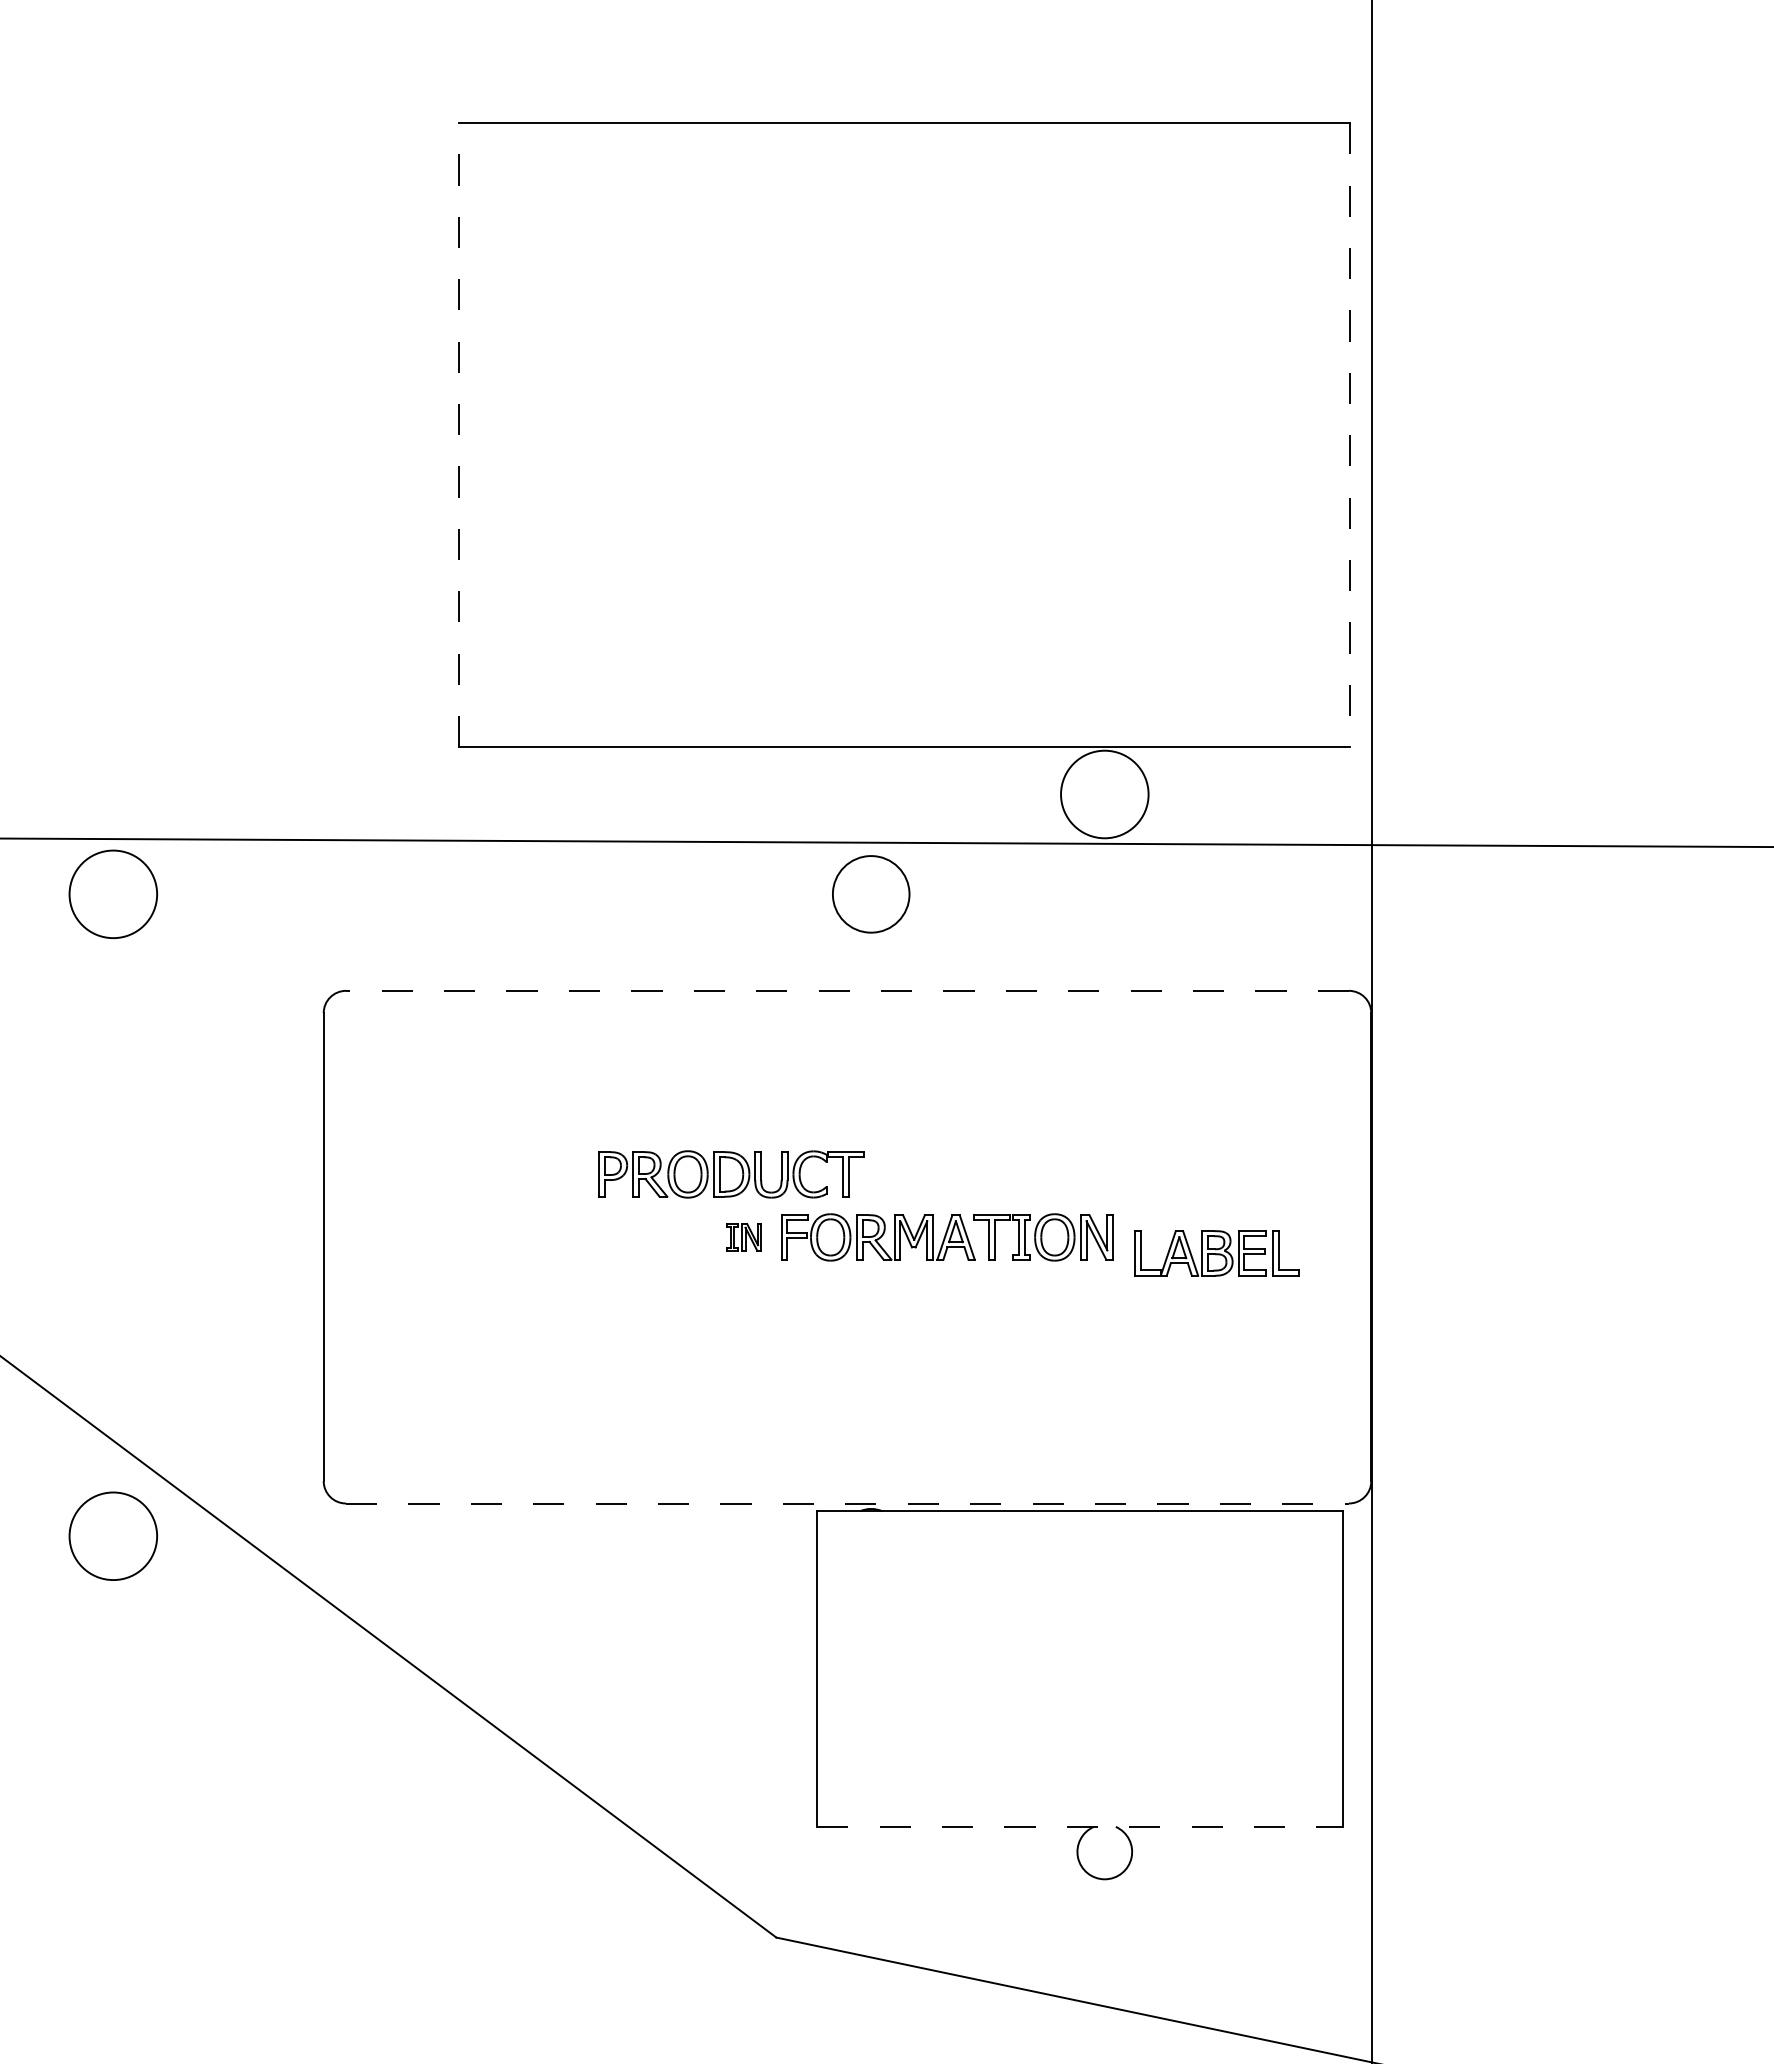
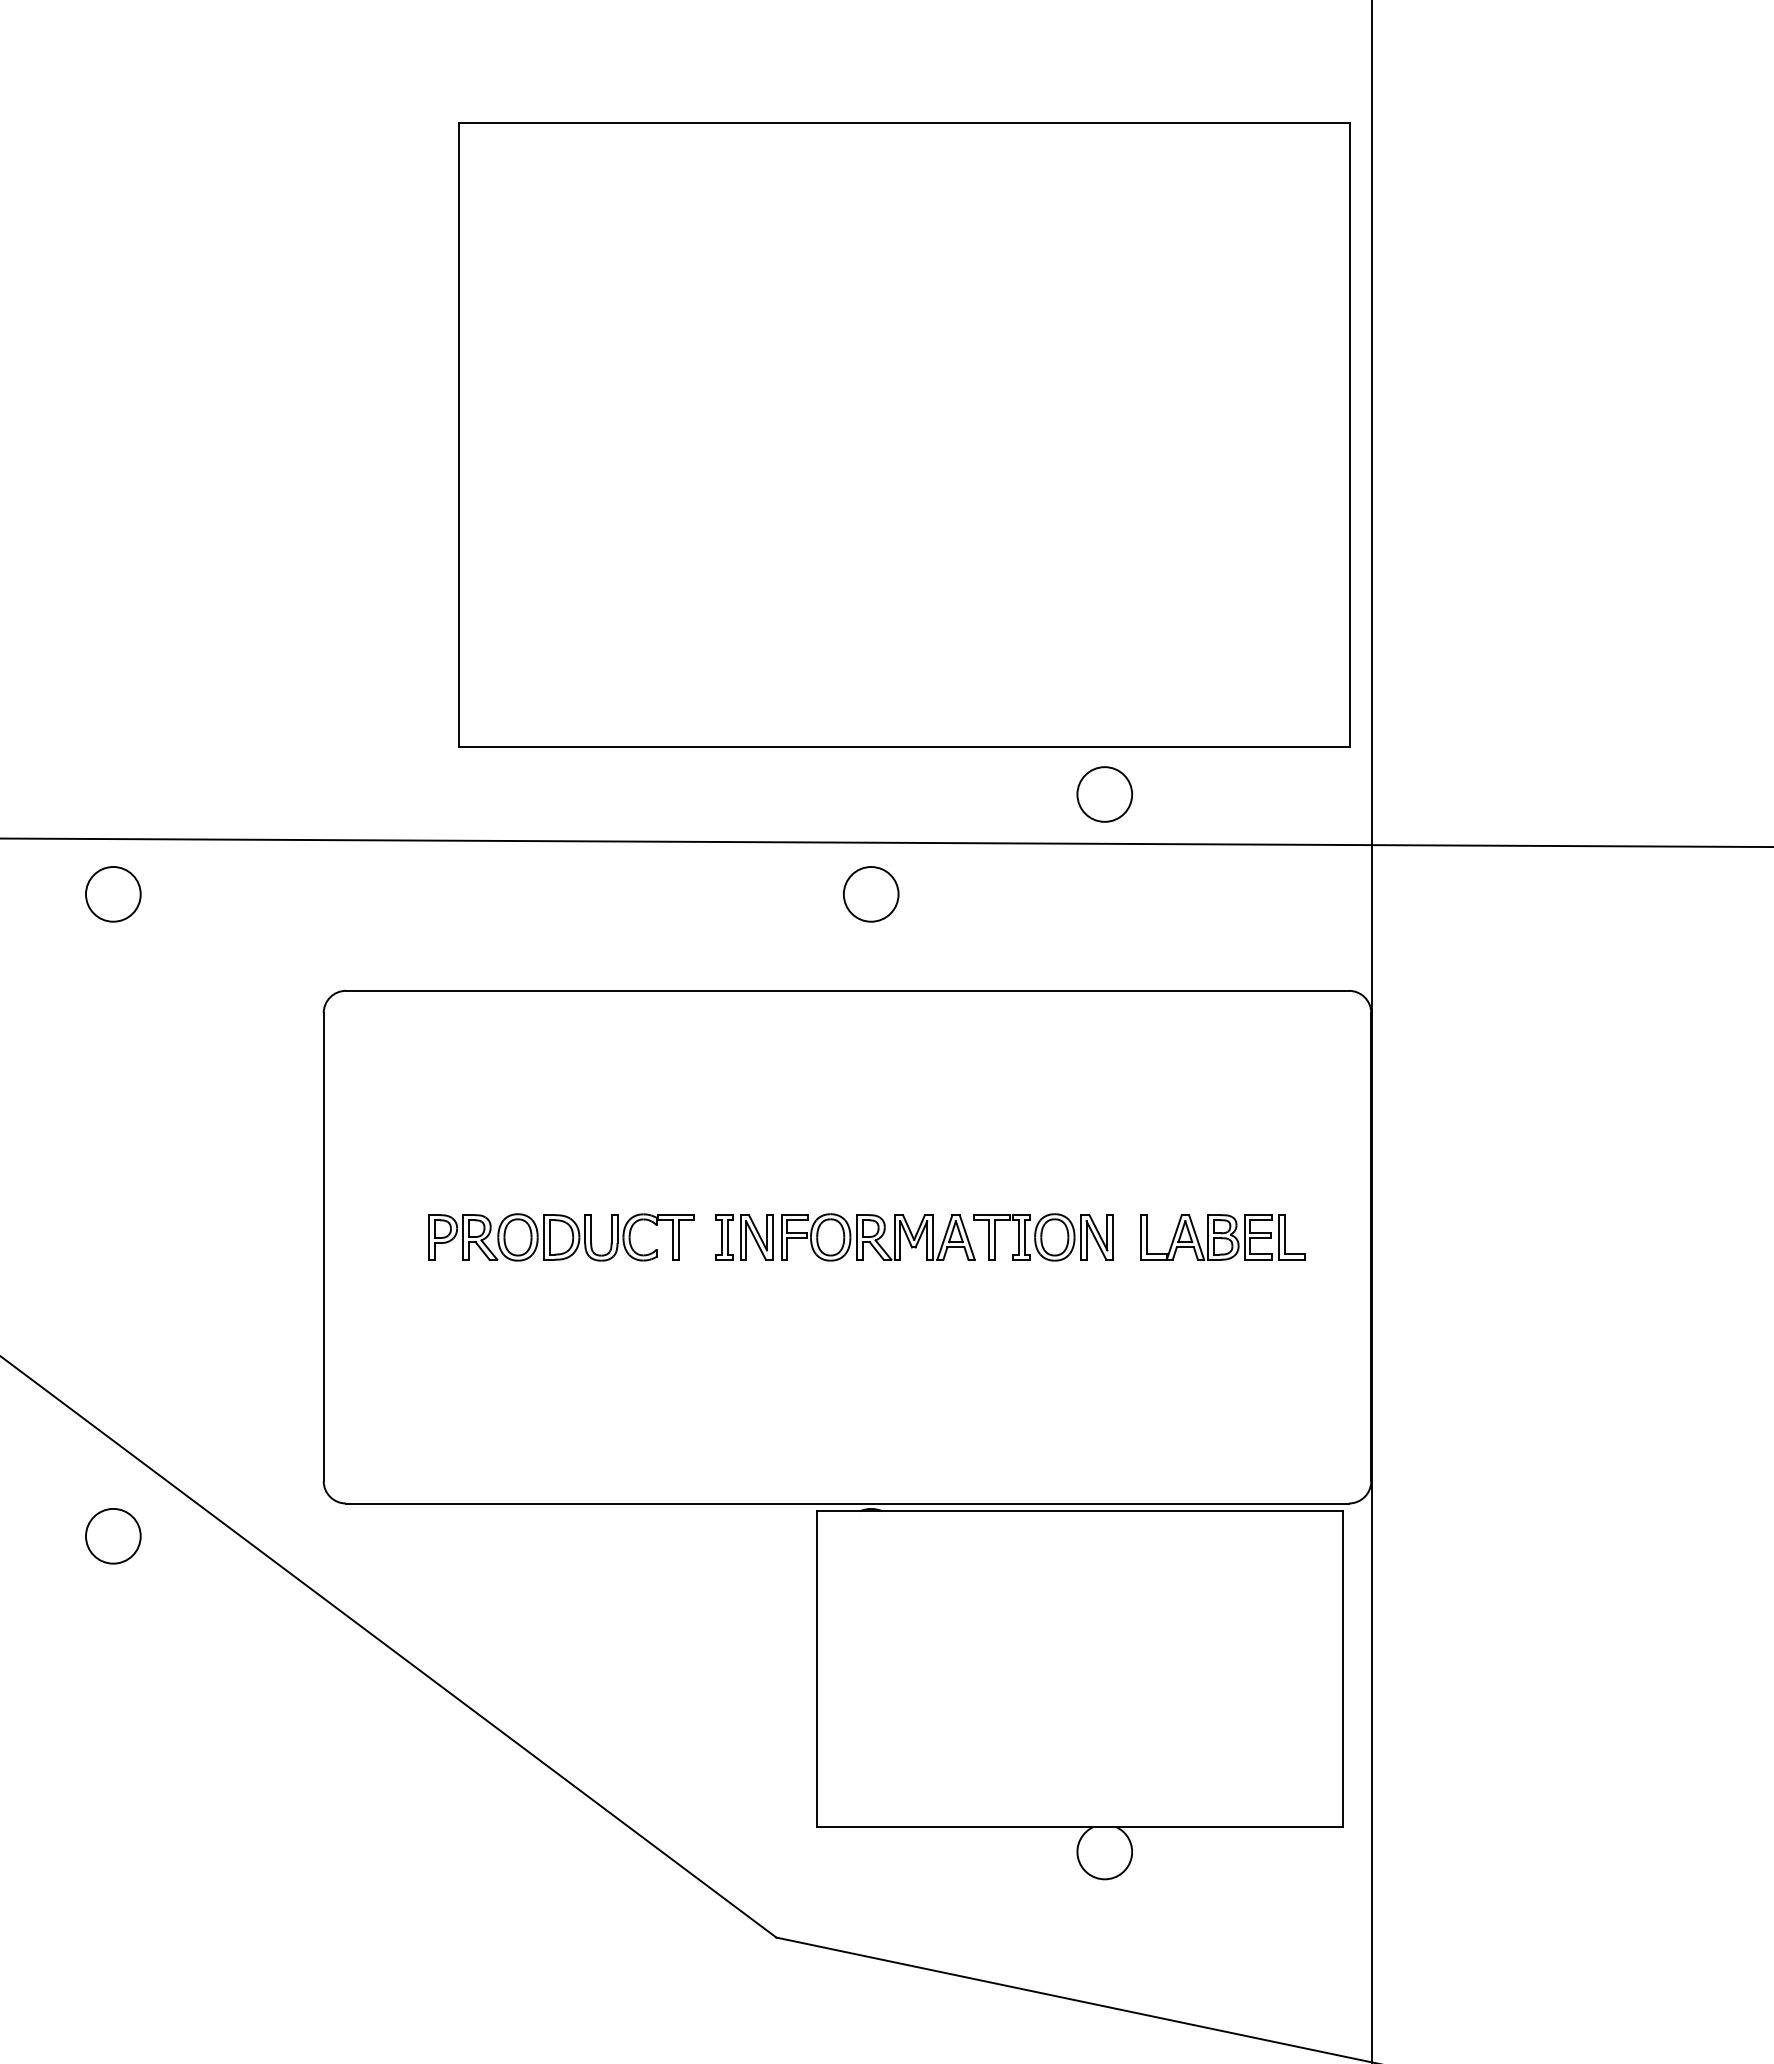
line: dashed -> solid (458, 434)
line: dashed -> solid (1350, 435)
circle diameter: 88 px -> 55 px (1104, 794)
circle diameter: 88 px -> 55 px (113, 894)
circle diameter: 77 px -> 55 px (870, 894)
line: dashed -> solid (847, 990)
part position: (731, 1174) -> (561, 1237) (561, 1237)
part size: 36x29 px -> 59x47 px (744, 1237)
part position: (1216, 1253) -> (1222, 1237) (1222, 1237)
line: dashed -> solid (847, 1503)
circle diameter: 88 px -> 55 px (113, 1535)
line: dashed -> solid (1080, 1826)
